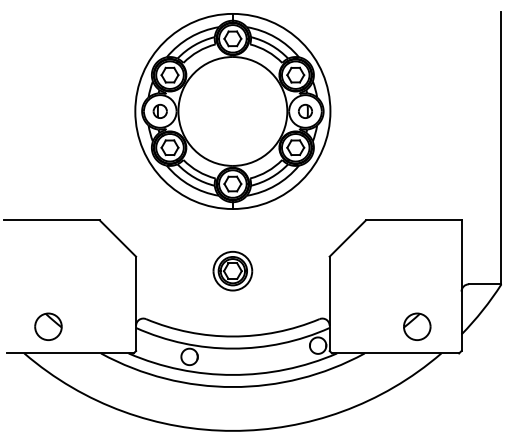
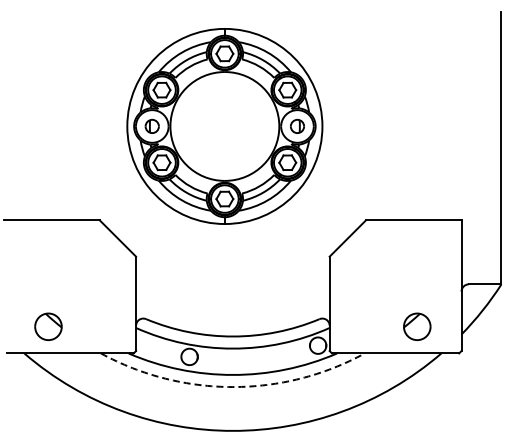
part position: (232, 111) -> (224, 126) (224, 126)
part: present -> none (232, 270)
arc: solid -> dashed (232, 387)
